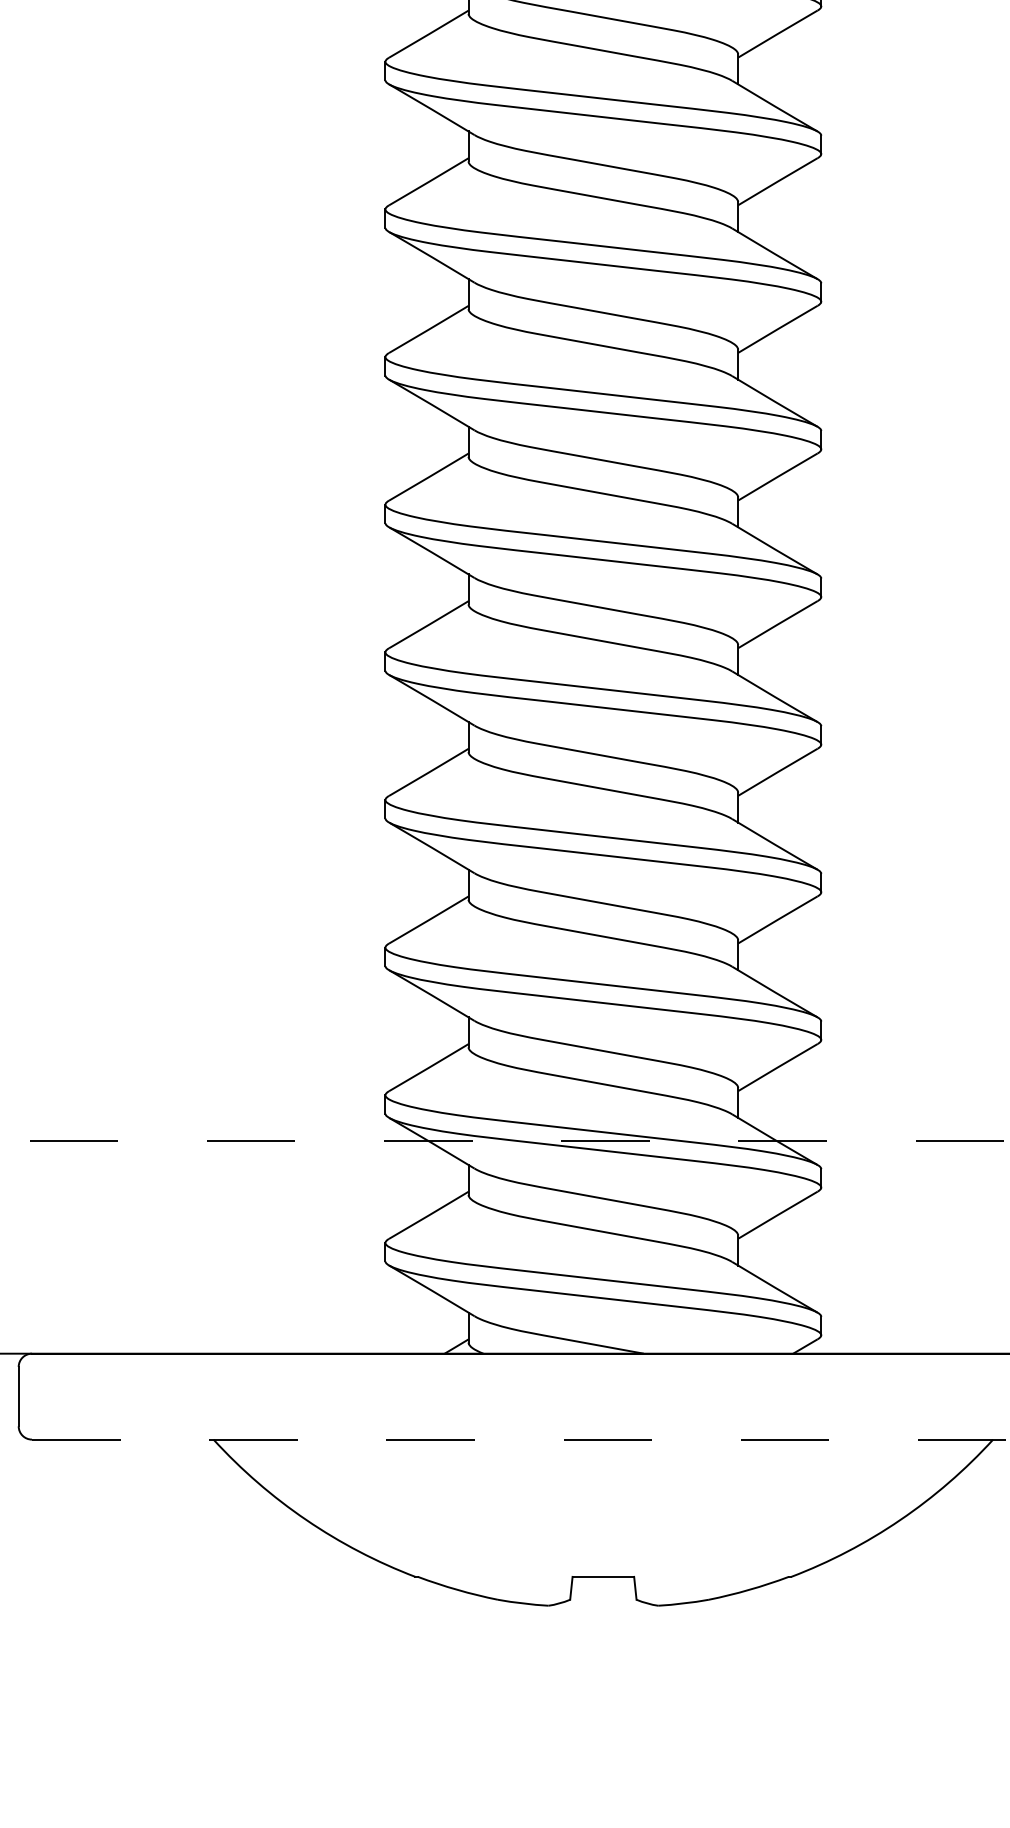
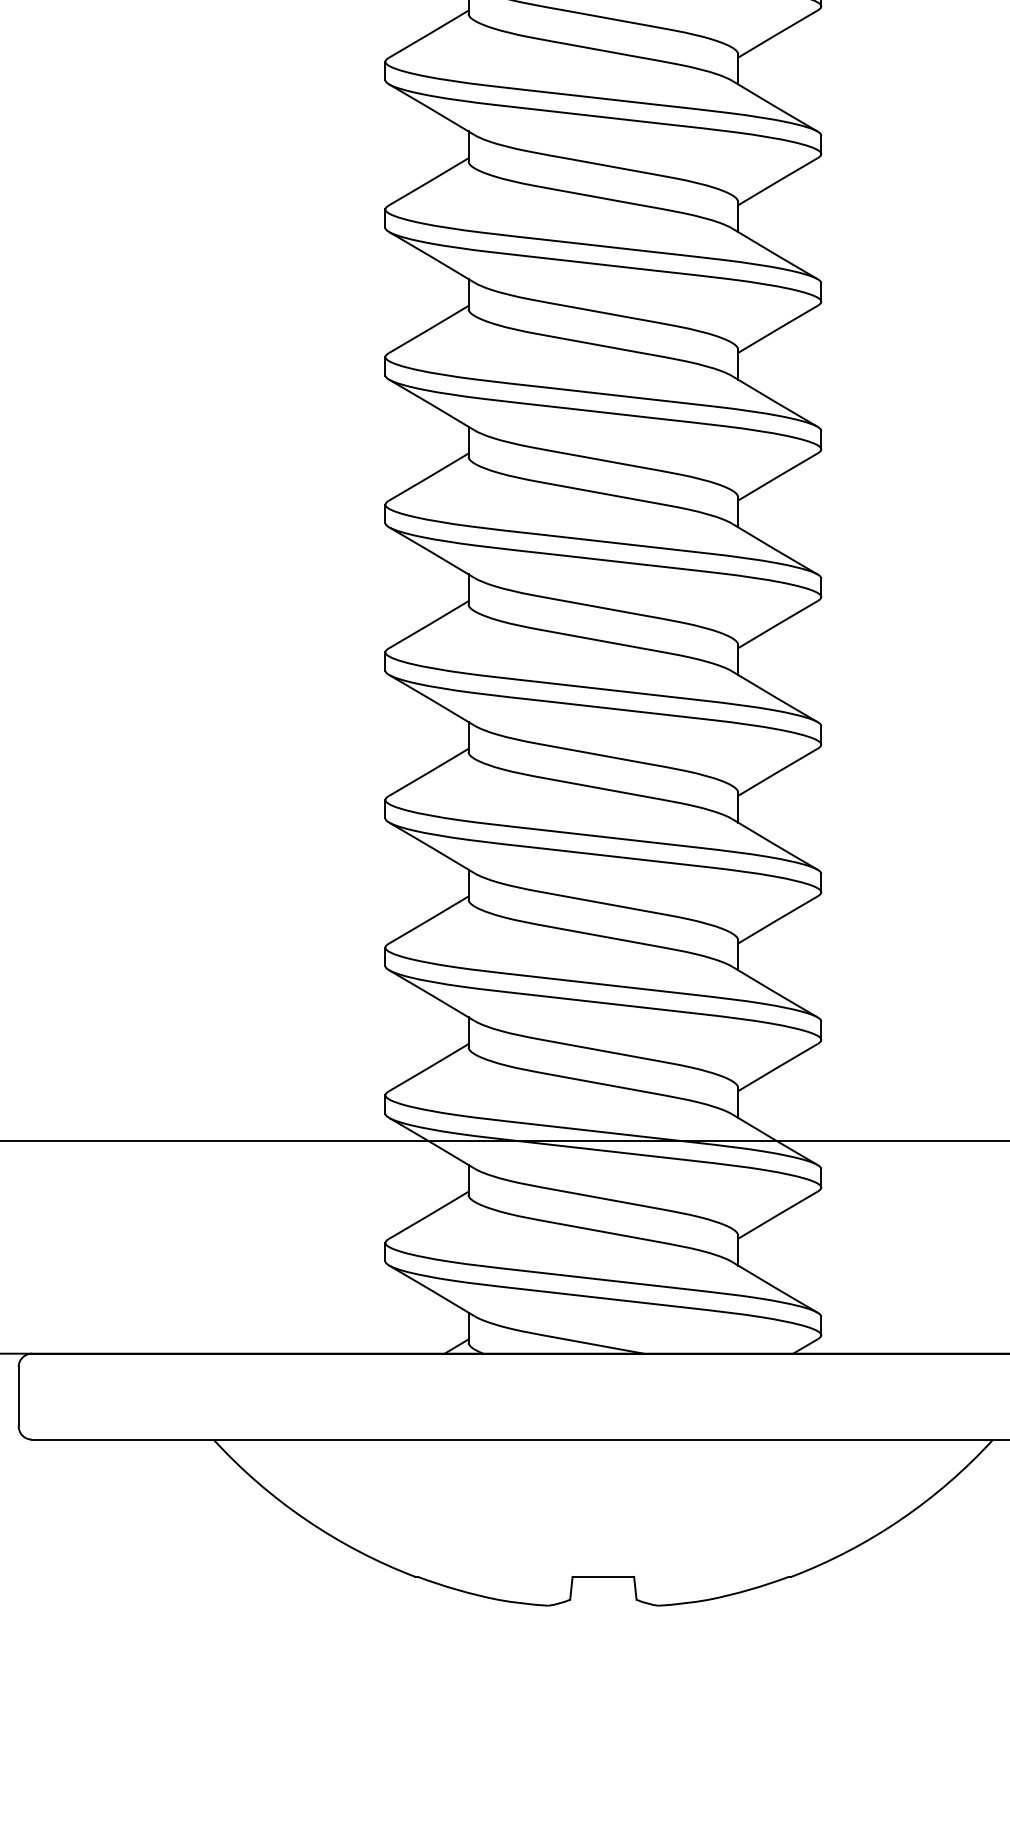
line: dashed -> solid (504, 1141)
line: dashed -> solid (520, 1439)
